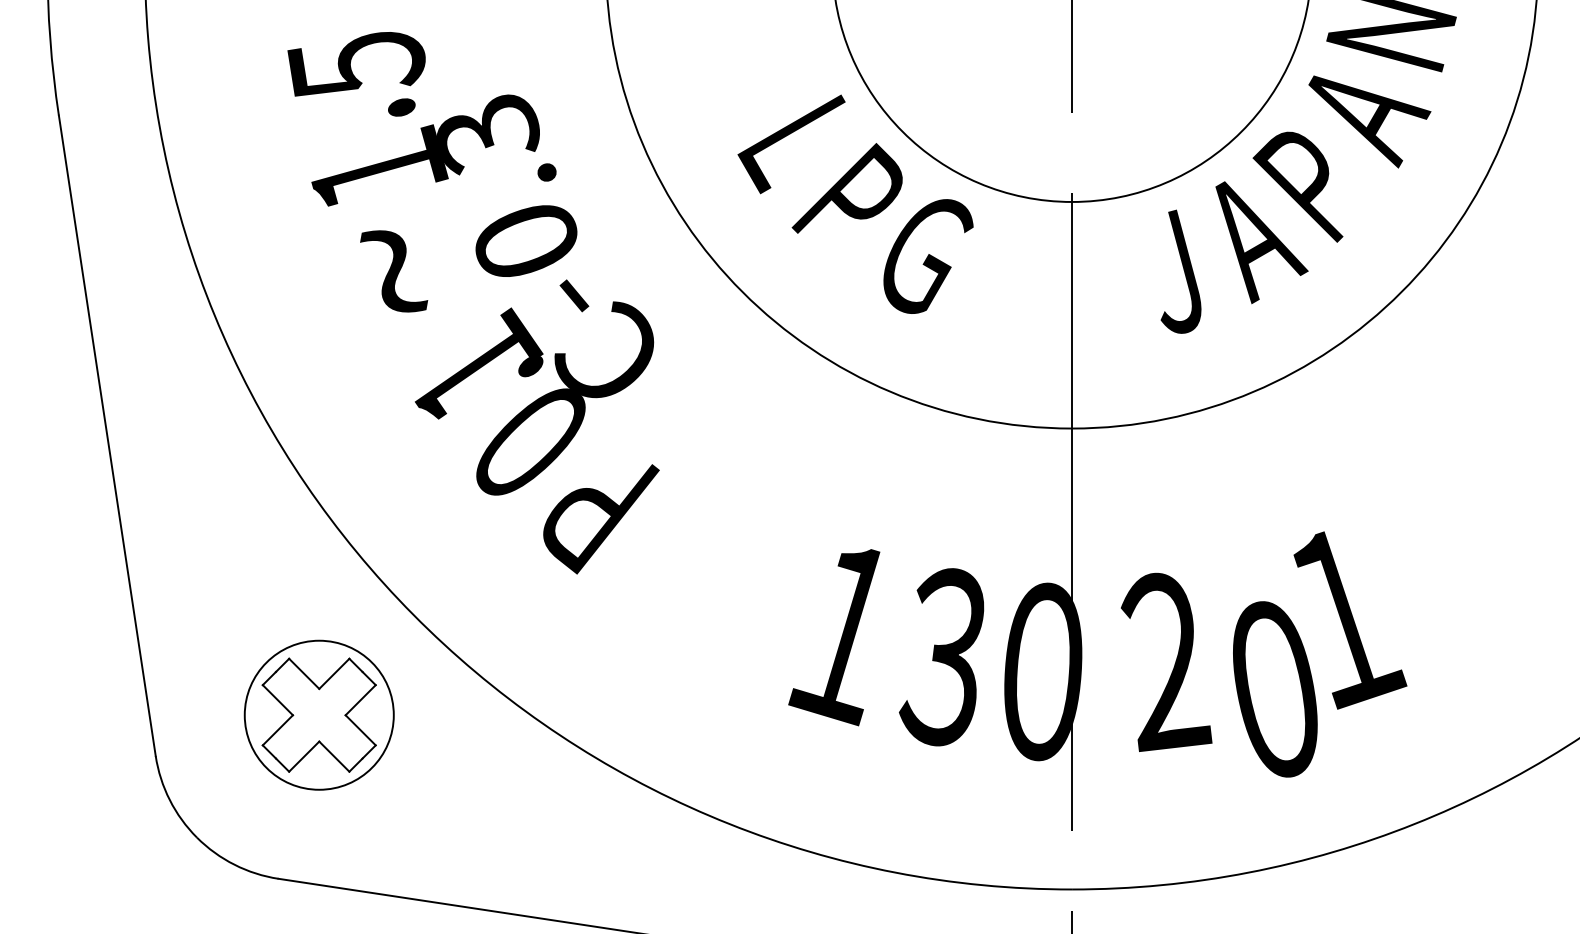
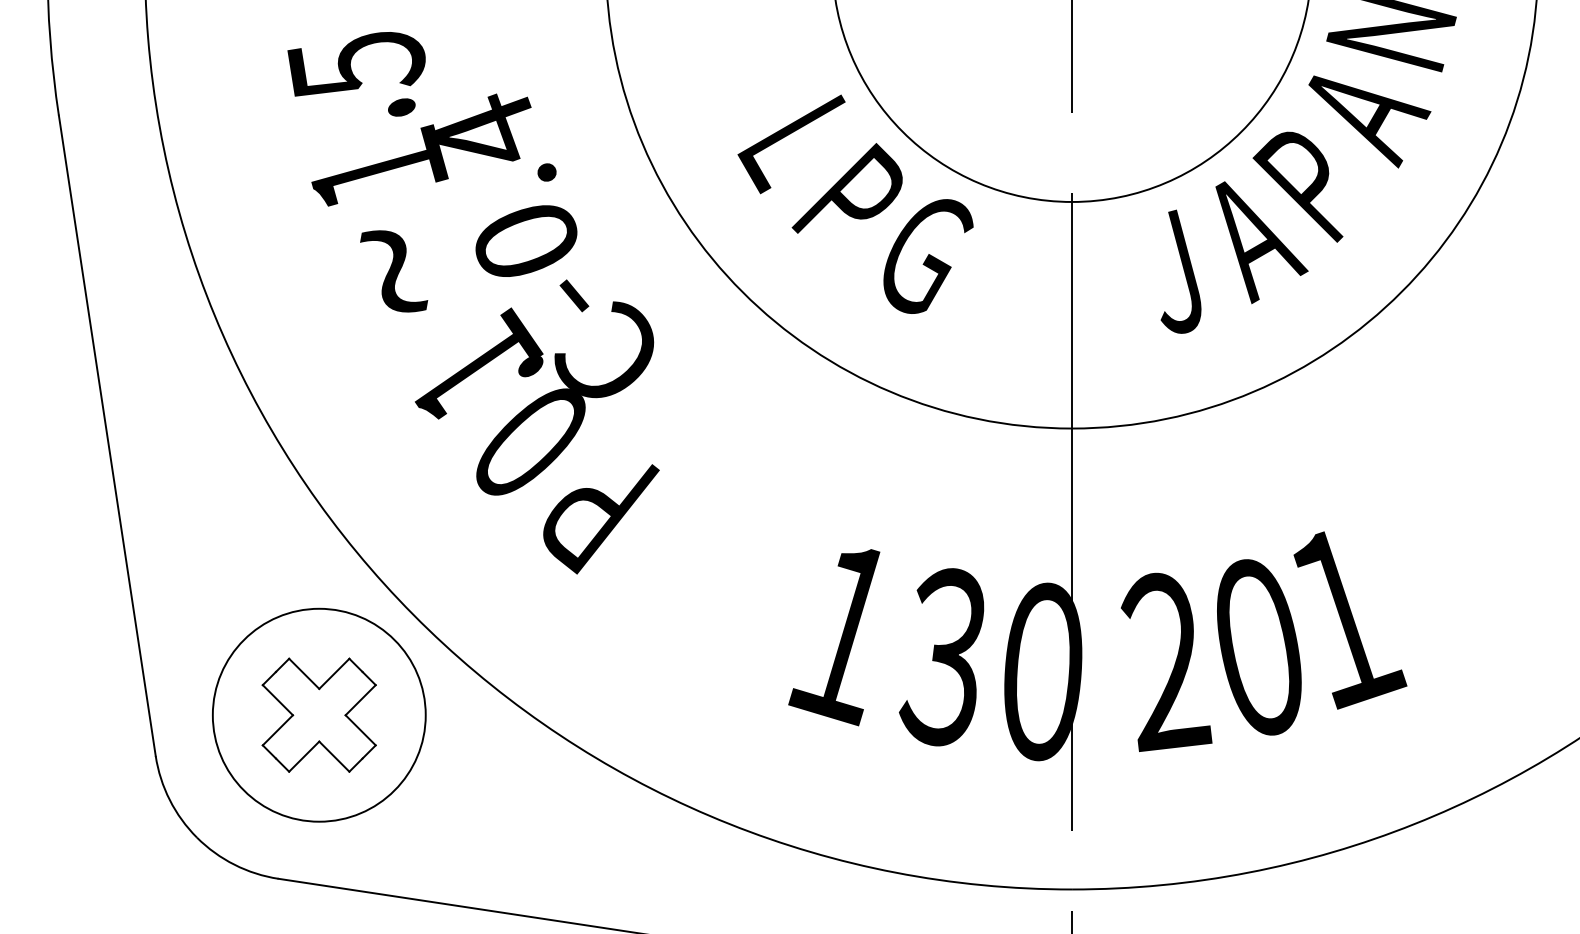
text: 0.3 -> 0.4 (487, 134)
text position: (1275, 689) -> (1259, 647) (1259, 647)
circle diameter: 149 px -> 213 px (318, 714)
